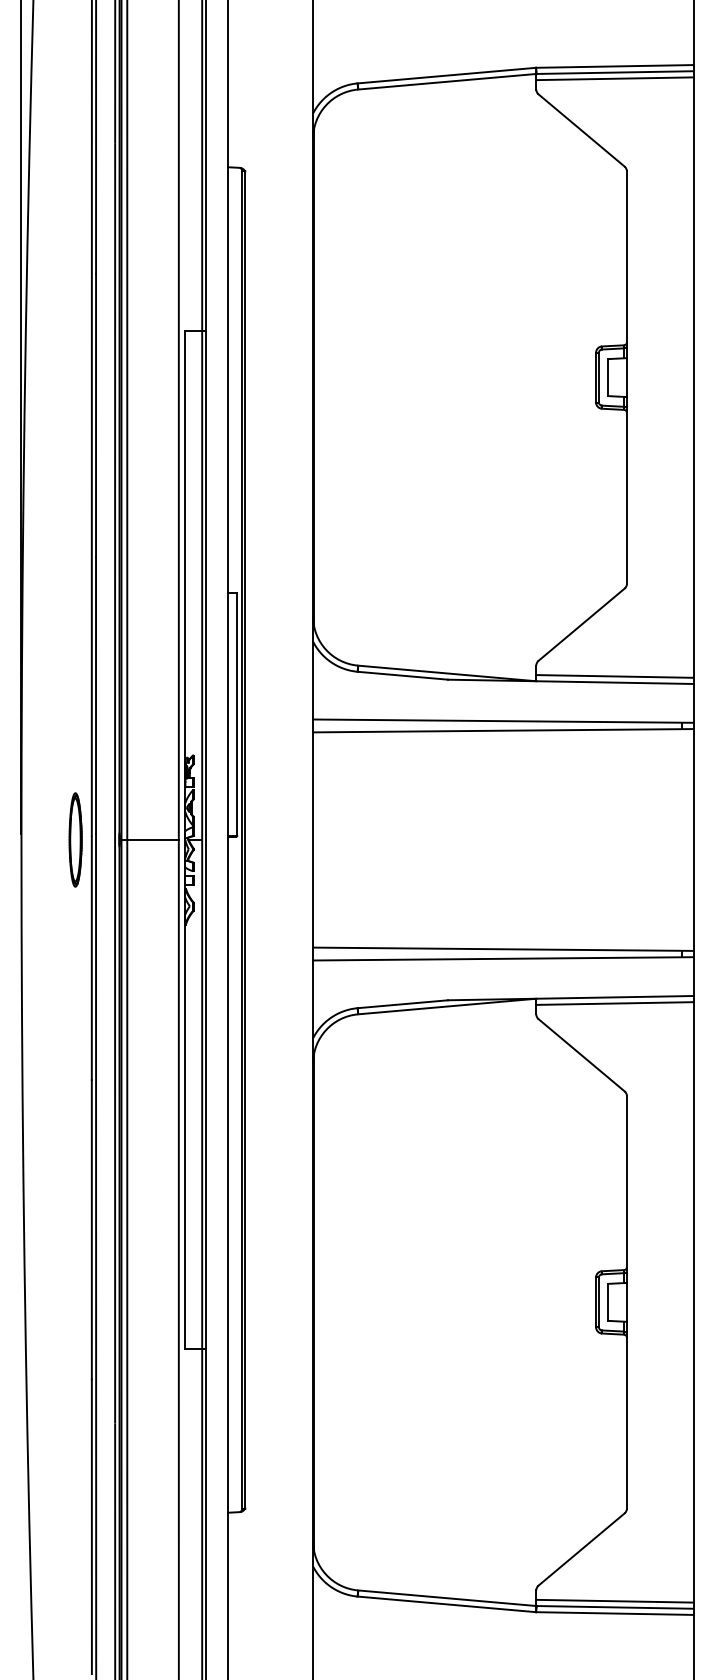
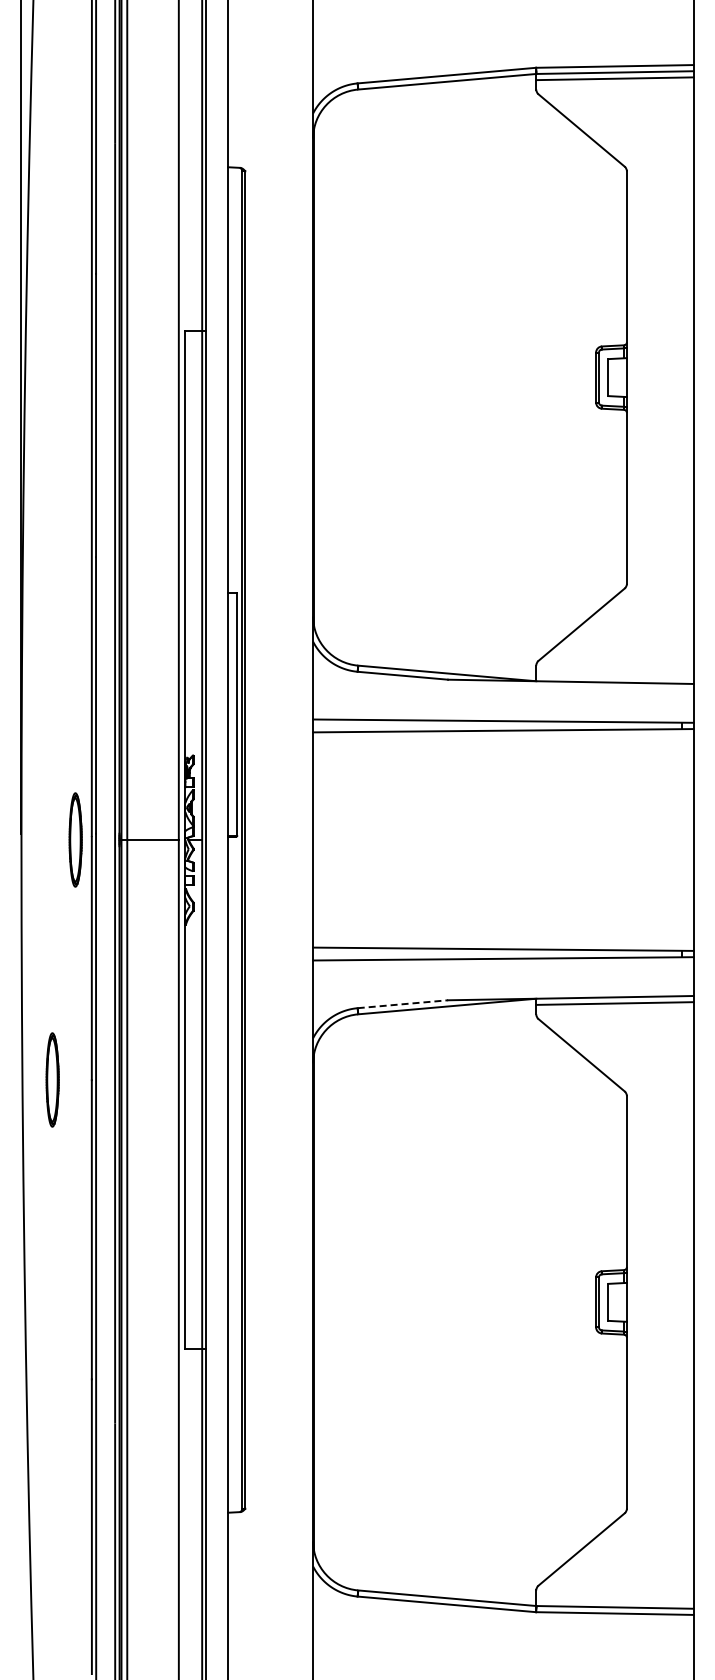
line: present -> none (614, 676)
line: solid -> dashed (403, 1004)
part: none -> present (52, 1079)
line: present -> none (614, 1600)
